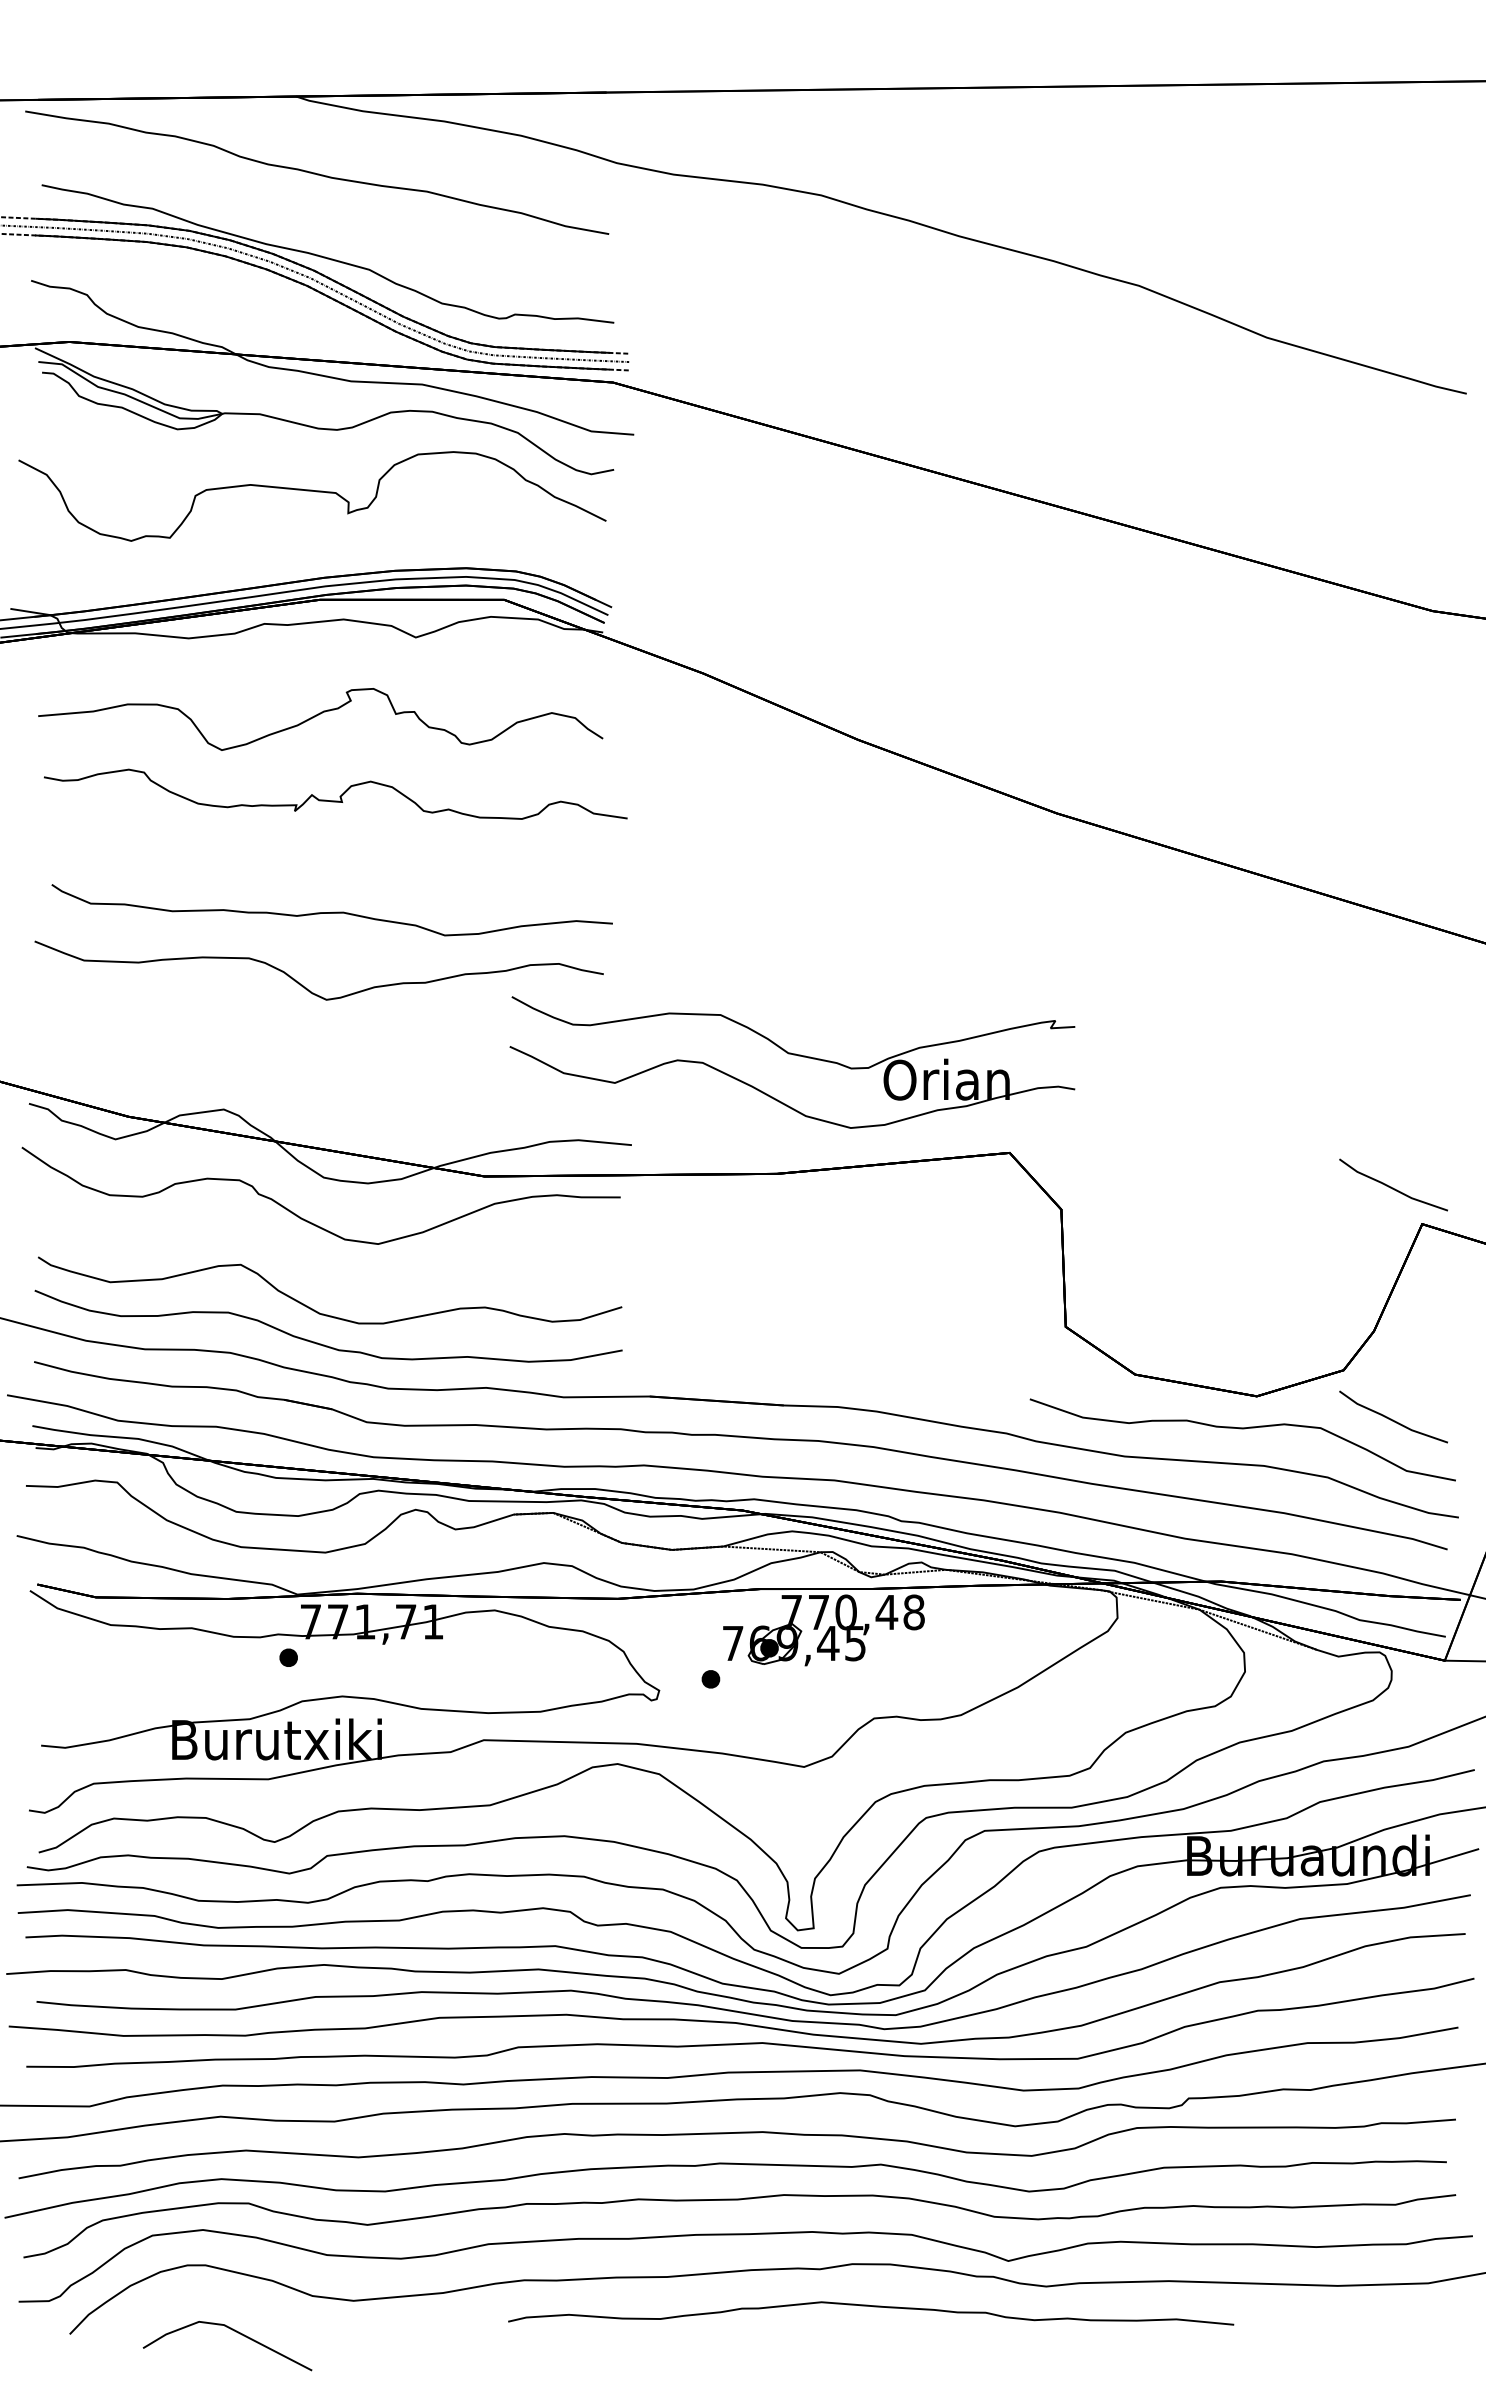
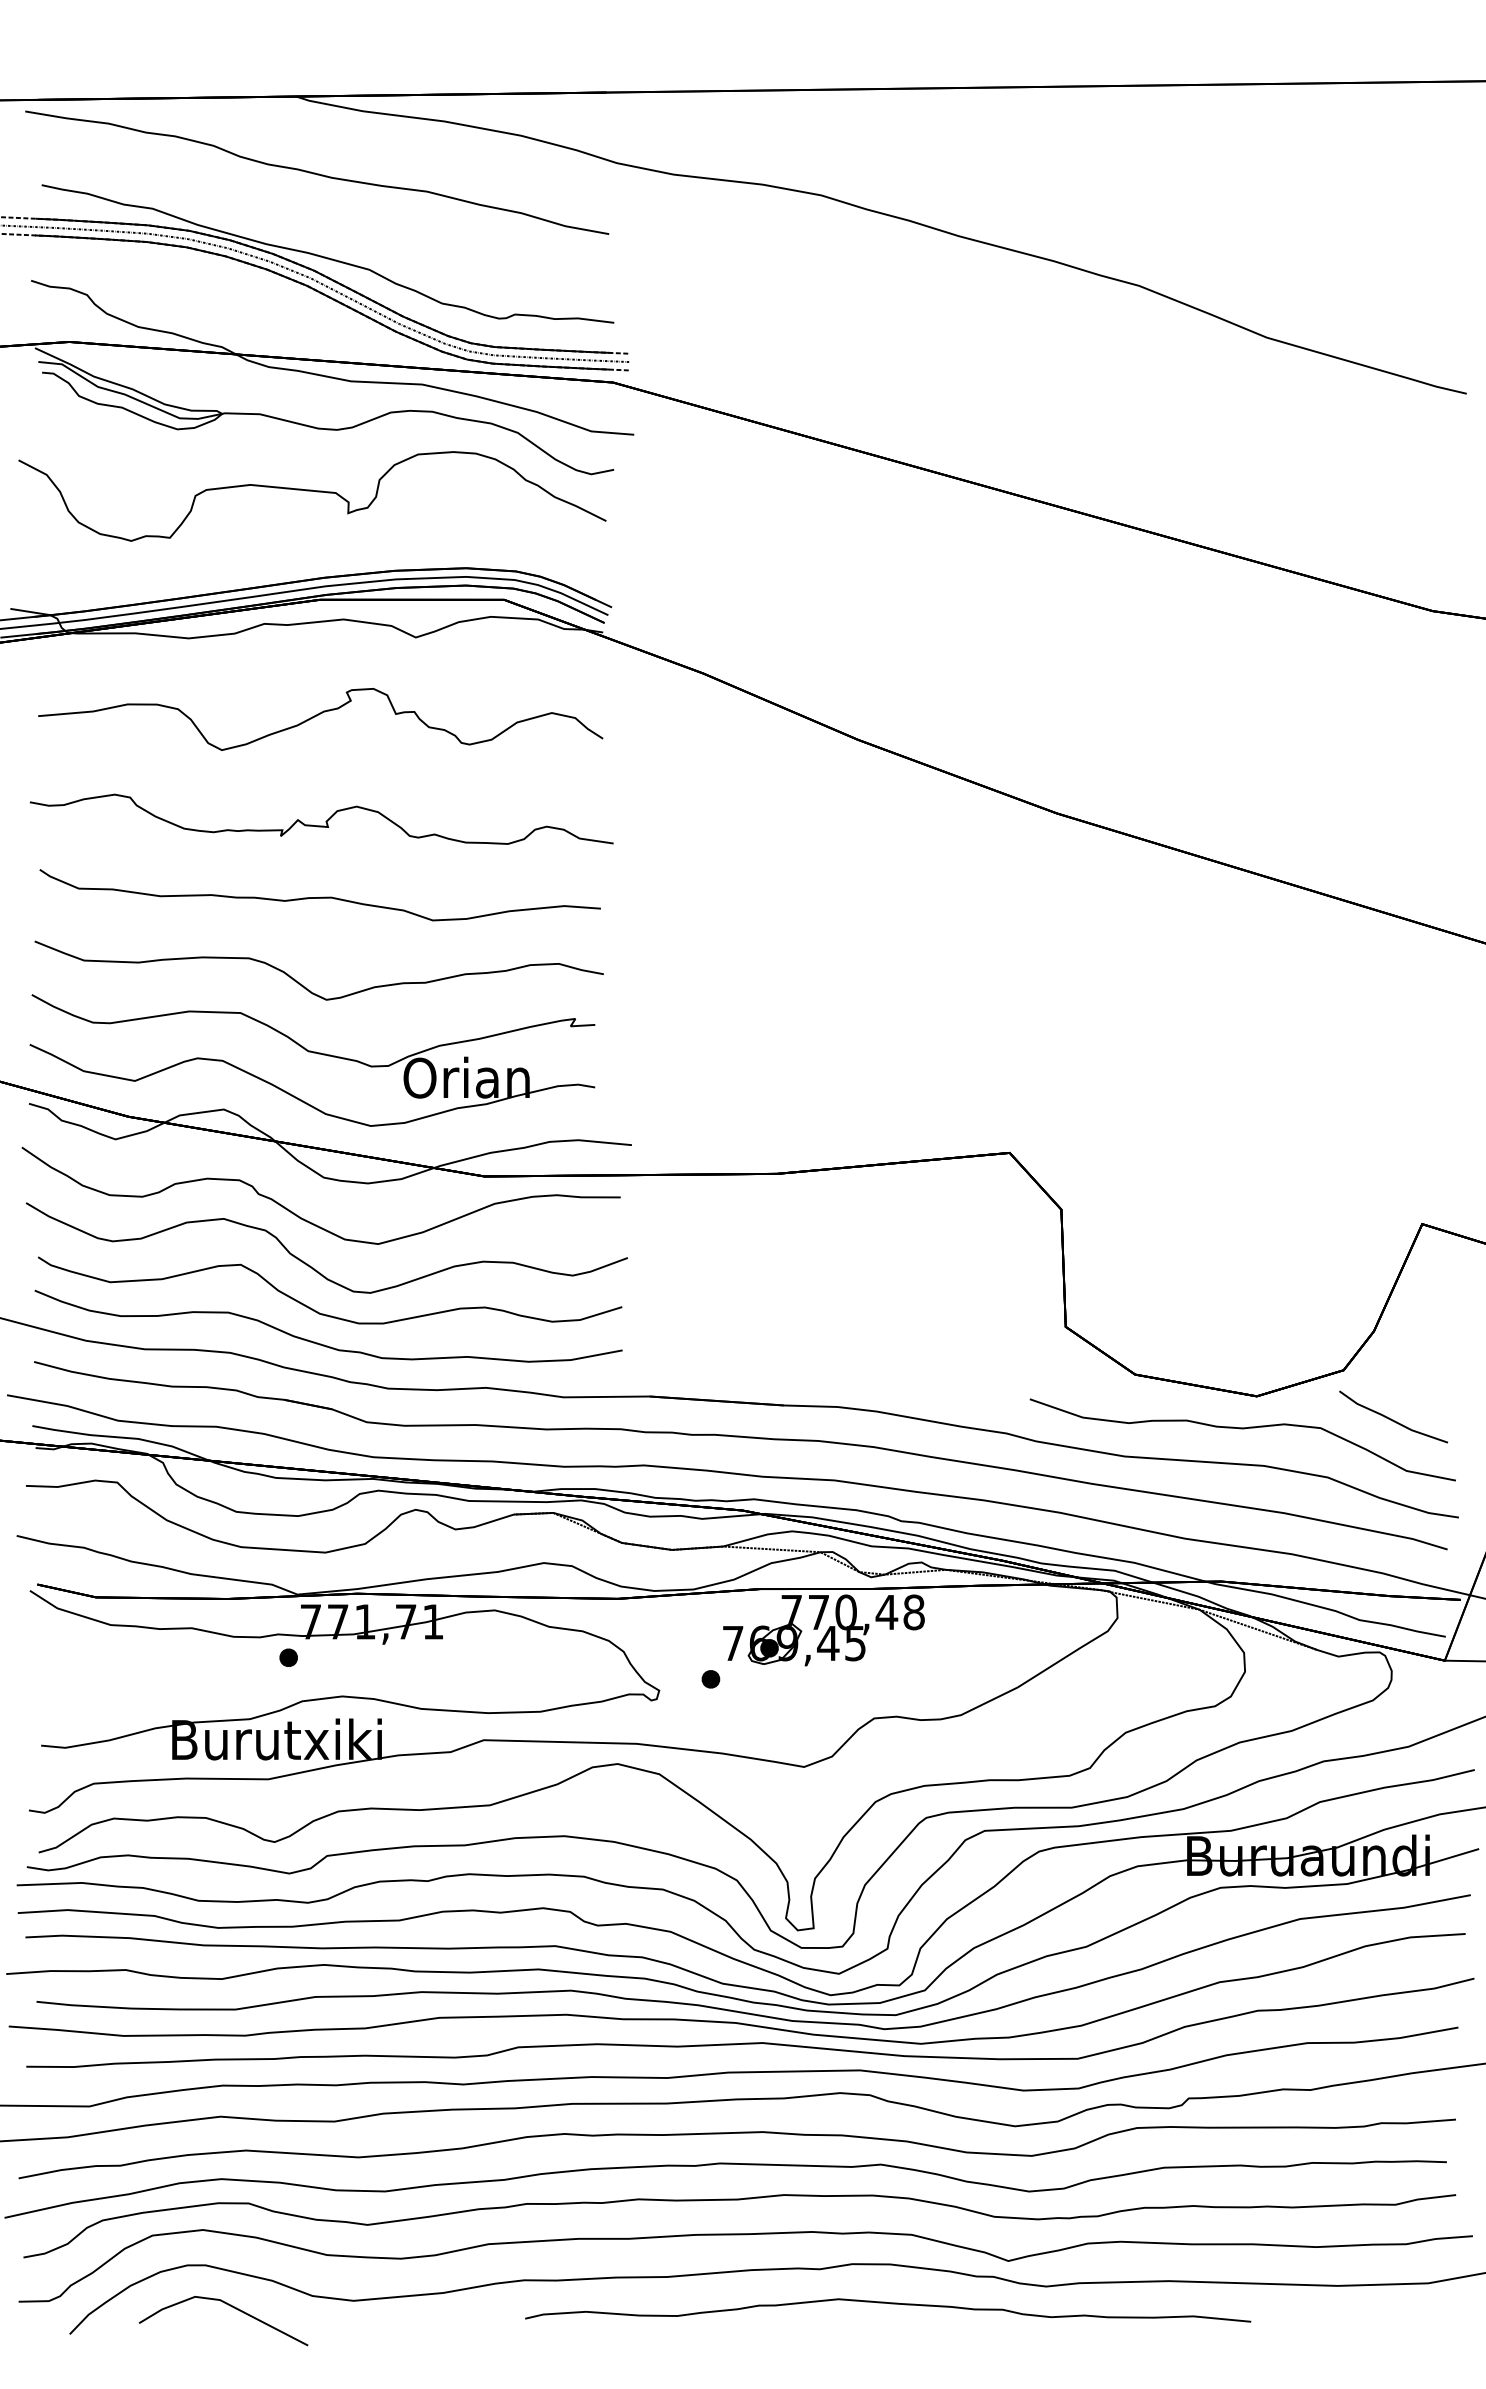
curve position: (339, 796) -> (325, 821) (325, 821)
curve position: (331, 912) -> (319, 897) (319, 897)
part position: (793, 1055) -> (313, 1053) (313, 1053)
line: present -> none (1391, 1186)
curve: none -> present (313, 1267)
curve position: (873, 2307) -> (890, 2304) (890, 2304)
line position: (234, 2331) -> (230, 2306) (230, 2306)
